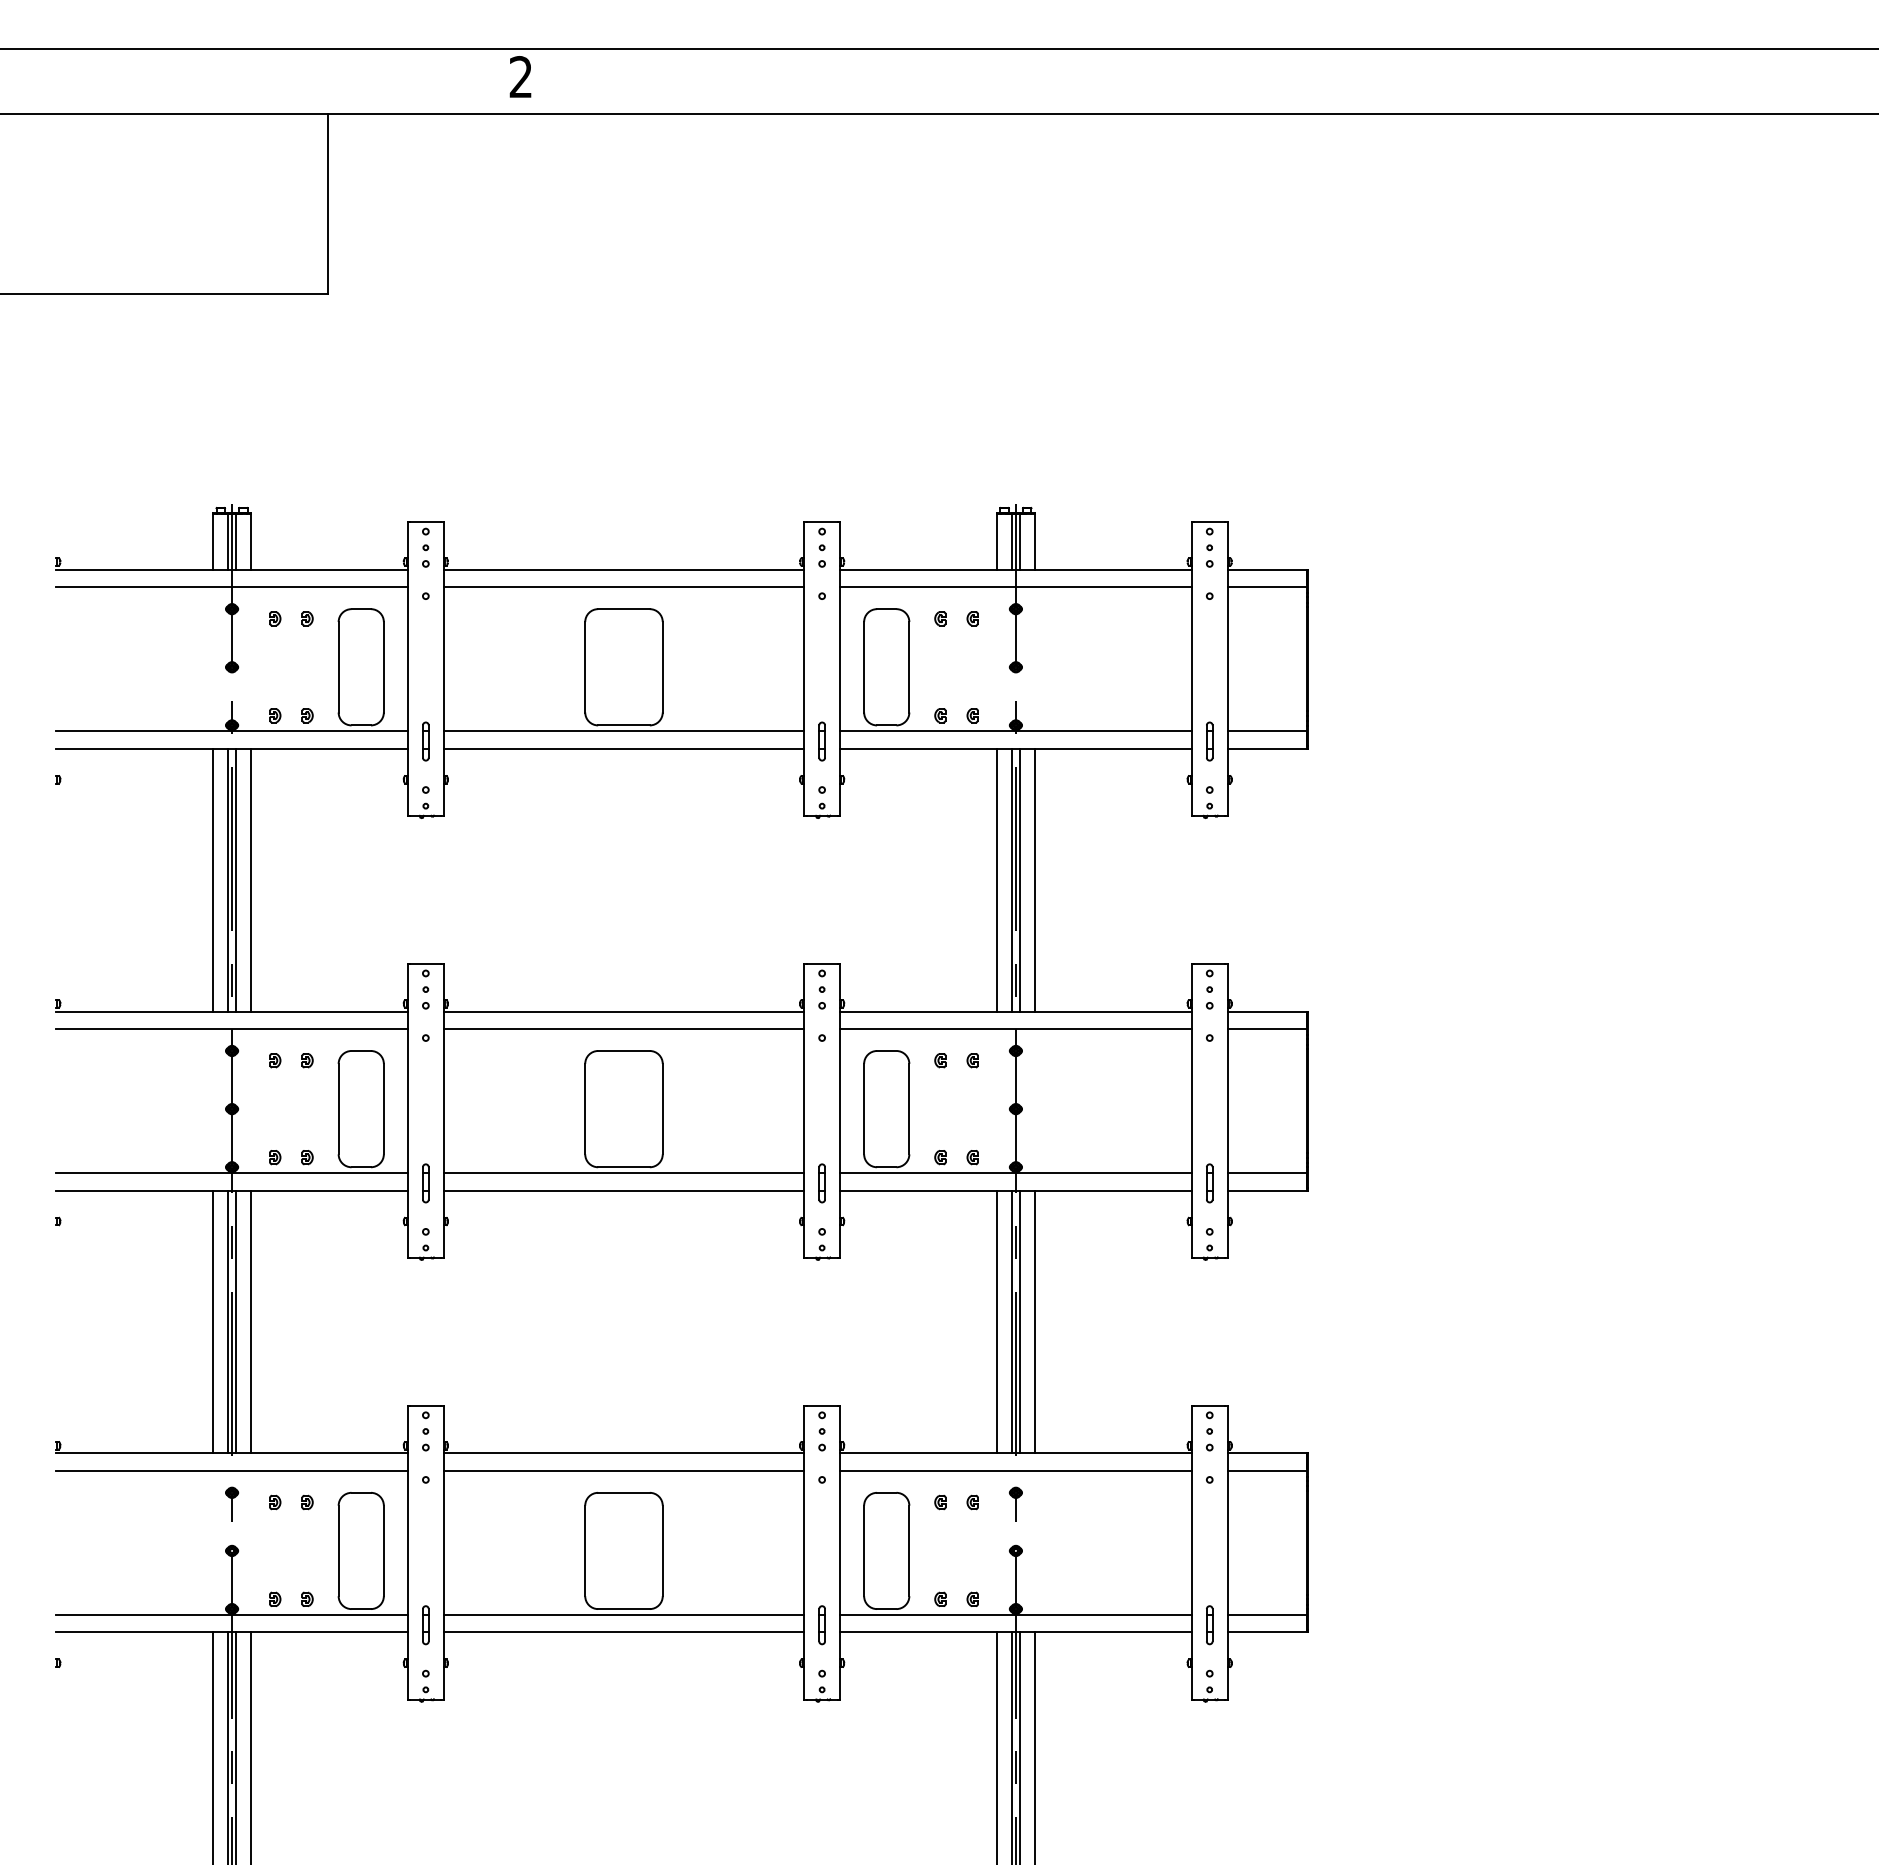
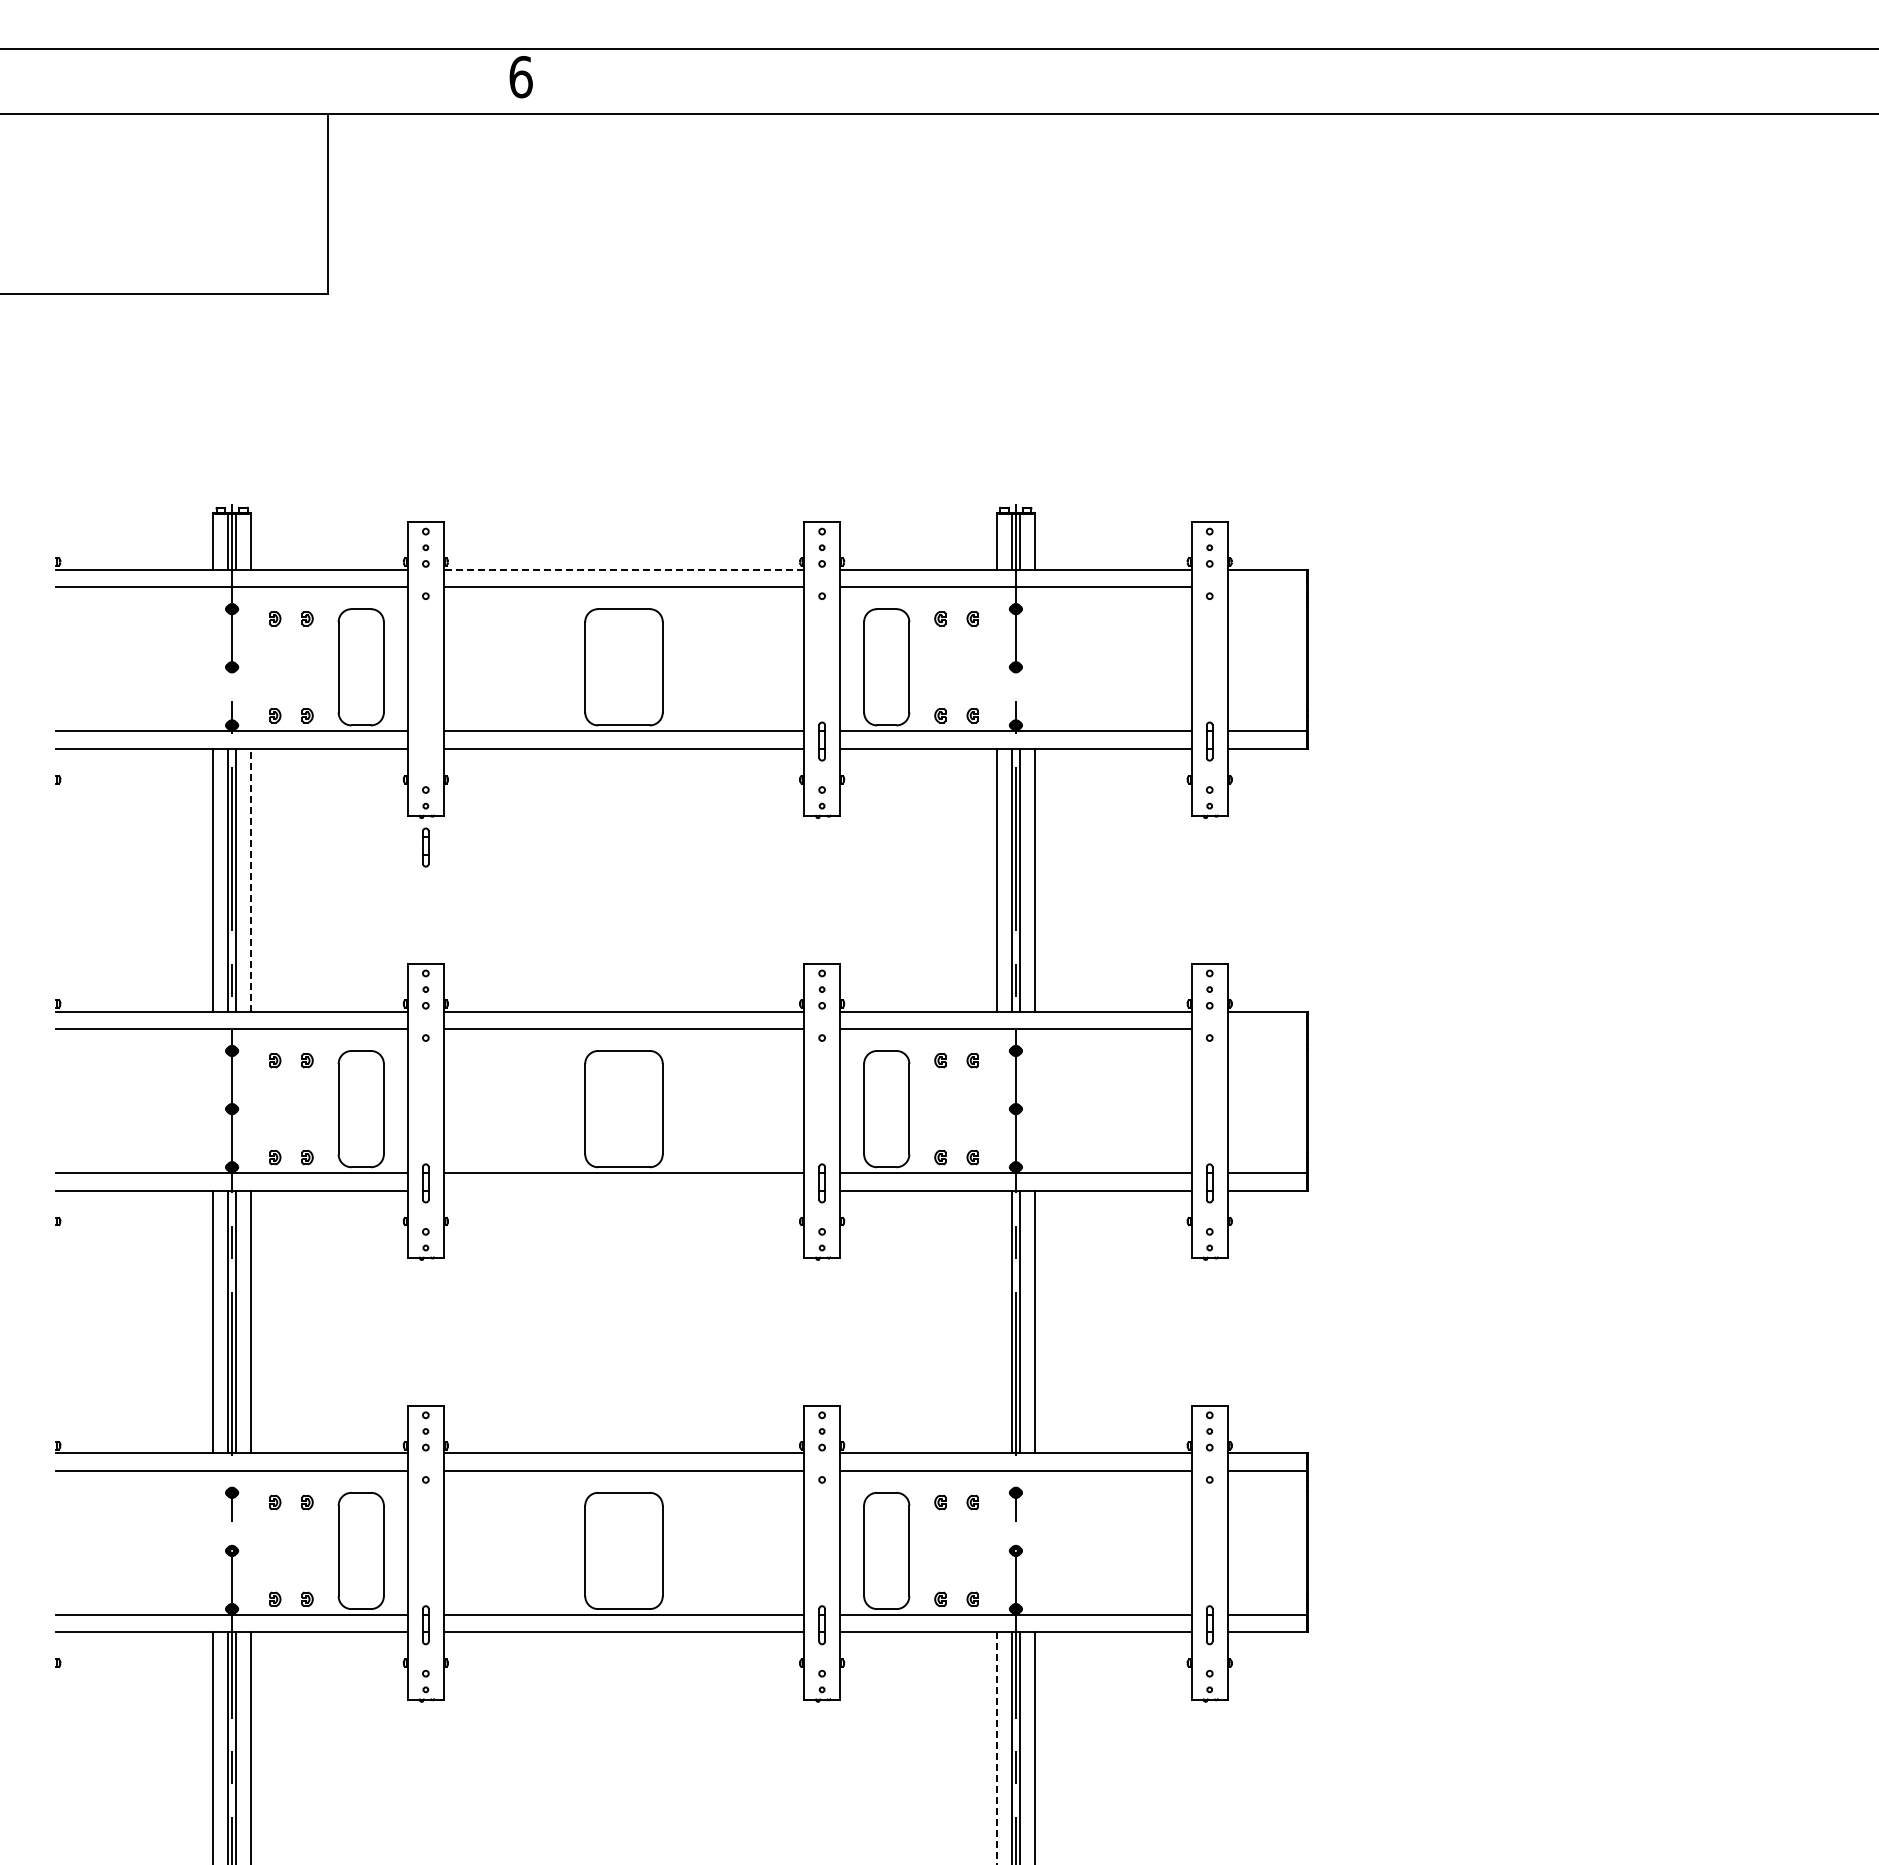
text: 2 -> 6 (520, 77)
line: solid -> dashed (623, 569)
line: present -> none (1266, 587)
part position: (425, 741) -> (425, 847) (425, 847)
line: solid -> dashed (251, 879)
line: present -> none (1266, 1029)
line: present -> none (623, 1190)
line: present -> none (996, 1321)
line: solid -> dashed (996, 1748)
